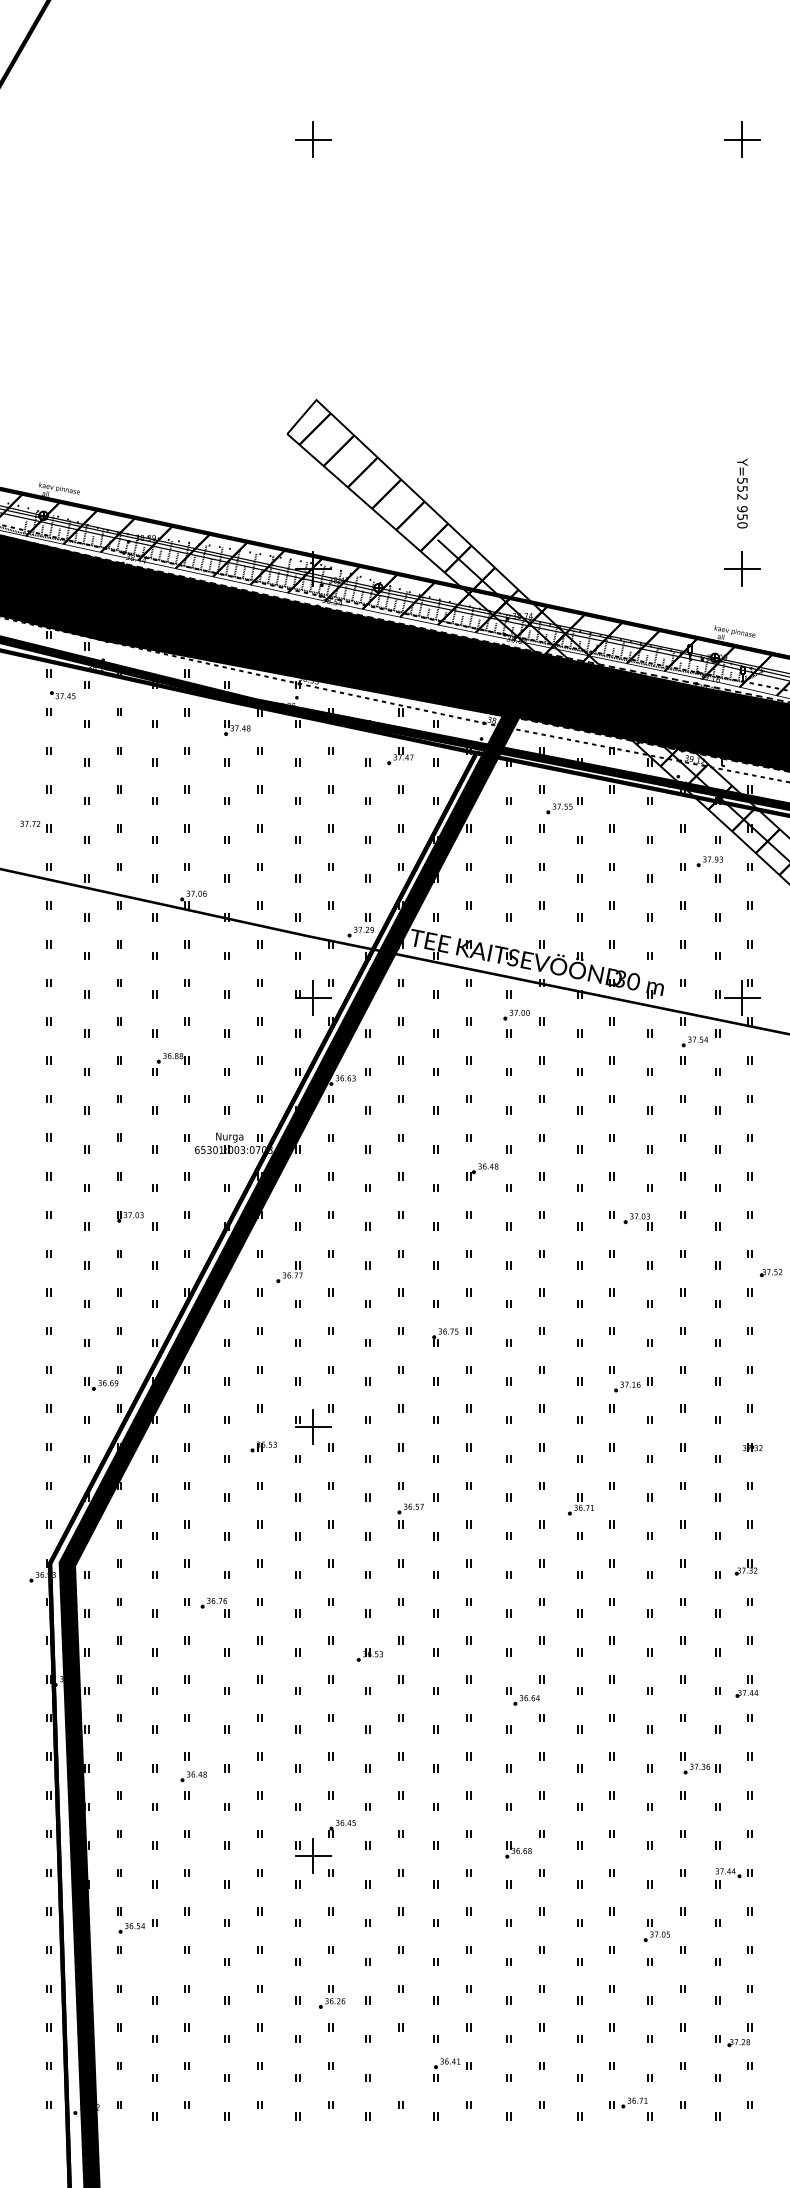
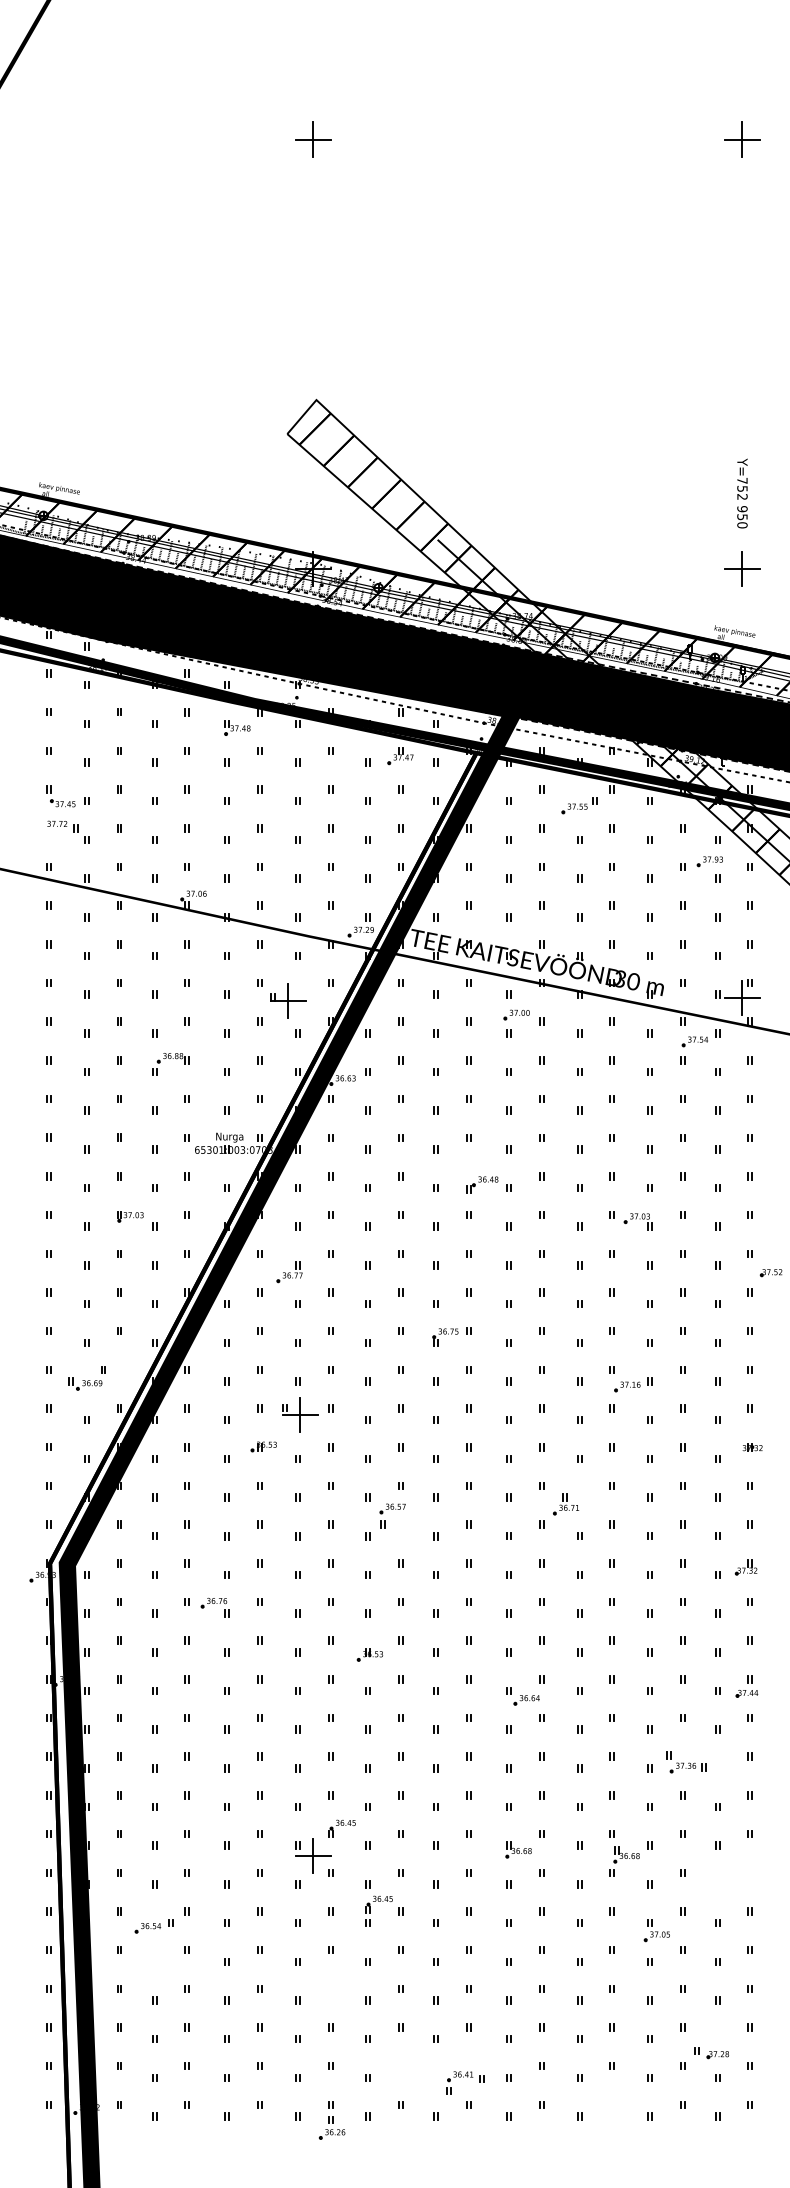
text: Y=552 -> Y=752 (742, 480)
part position: (62, 695) -> (62, 803) (62, 803)
part position: (564, 805) -> (579, 805) (579, 805)
part position: (35, 826) -> (62, 826) (62, 826)
part position: (313, 997) -> (288, 1000) (288, 1000)
part position: (482, 1171) -> (482, 1184) (482, 1184)
part position: (102, 1378) -> (86, 1378) (86, 1378)
part position: (313, 1426) -> (300, 1414) (300, 1414)
part position: (581, 1504) -> (566, 1504) (566, 1504)
part position: (410, 1515) -> (392, 1515) (392, 1515)
part position: (700, 1763) -> (686, 1762) (686, 1762)
part: present -> none (193, 1776)
part: none -> present (626, 1854)
part: present -> none (733, 1878)
part: none -> present (378, 1904)
part position: (137, 1926) -> (153, 1926) (153, 1926)
part position: (332, 1996) -> (332, 2127) (332, 2127)
part position: (732, 2041) -> (711, 2053) (711, 2053)
part position: (452, 2069) -> (465, 2082) (465, 2082)
part: present -> none (628, 2102)
